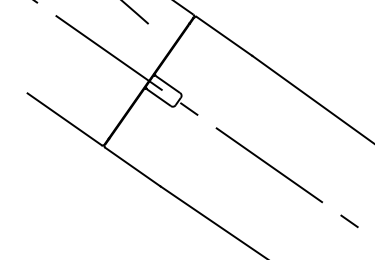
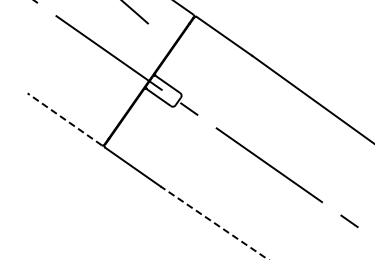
line: solid -> dashed (64, 119)
line: solid -> dashed (214, 222)
